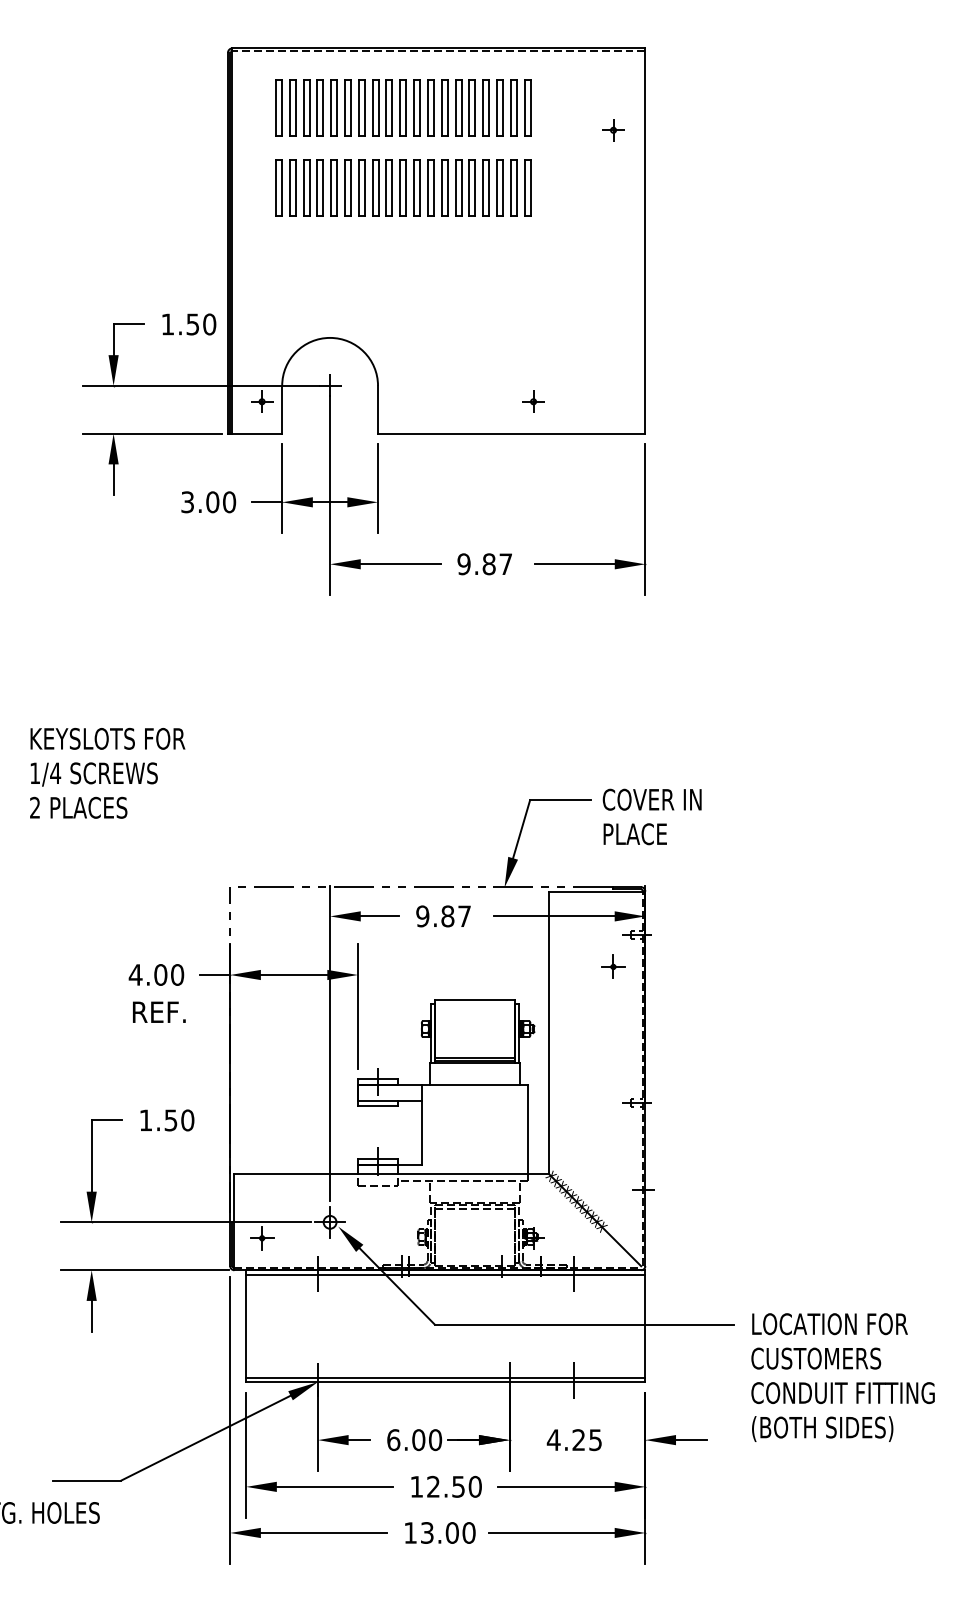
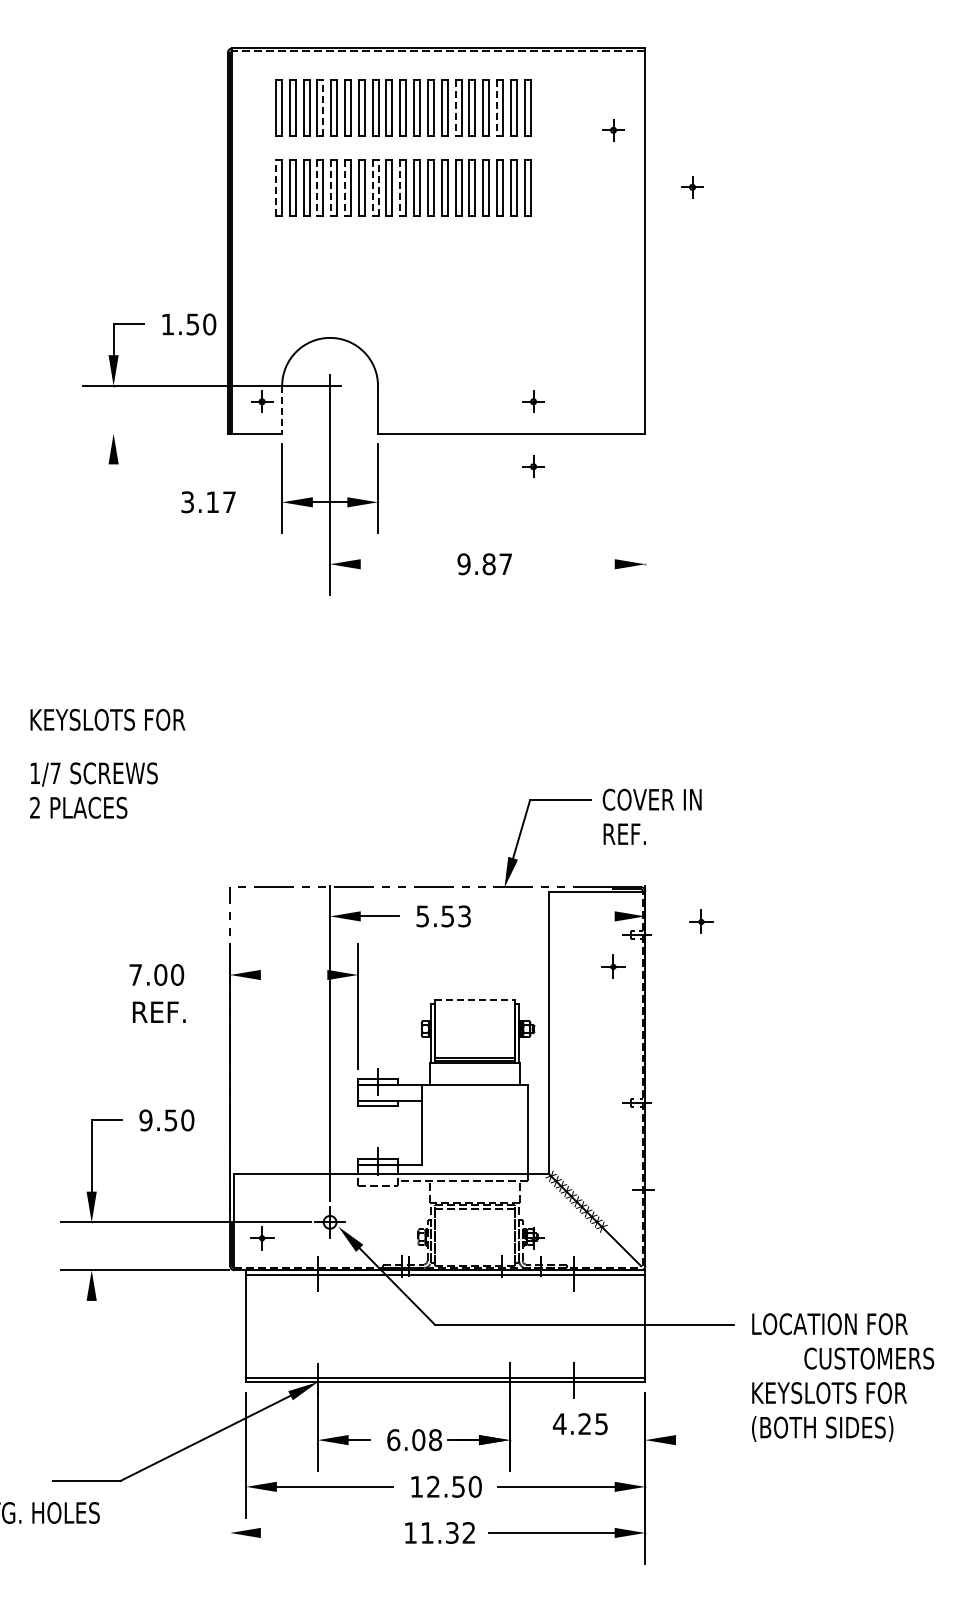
line: solid -> dashed (323, 108)
line: solid -> dashed (455, 108)
line: solid -> dashed (497, 108)
part: none -> present (692, 187)
line: solid -> dashed (275, 188)
line: solid -> dashed (317, 188)
line: solid -> dashed (331, 188)
line: solid -> dashed (345, 188)
line: solid -> dashed (372, 188)
line: solid -> dashed (378, 188)
line: solid -> dashed (400, 188)
line: solid -> dashed (282, 409)
line: present -> none (151, 433)
part: none -> present (533, 466)
line: present -> none (113, 479)
text: 3.00 -> 3.17 (221, 502)
line: present -> none (266, 502)
line: present -> none (645, 519)
line: present -> none (400, 564)
line: present -> none (574, 564)
text position: (107, 738) -> (107, 719) (107, 719)
text: 1/4 -> 1/7 (55, 772)
text: PLACE -> REF. (635, 834)
text: 9.87 -> 5.53 (443, 916)
line: present -> none (553, 916)
part: none -> present (701, 921)
text: 4.00 -> 7.00 (135, 974)
line: present -> none (214, 975)
line: present -> none (293, 975)
line: solid -> dashed (475, 1000)
text: 1.50 -> 9.50 (145, 1120)
line: present -> none (91, 1315)
text position: (816, 1358) -> (869, 1358) (869, 1358)
text: CONDUIT FITTING -> KEYSLOTS FOR (842, 1393)
line: present -> none (230, 1419)
text: 6.00 -> 6.08 (435, 1439)
text position: (573, 1440) -> (579, 1424) (579, 1424)
line: present -> none (691, 1440)
line: present -> none (323, 1532)
text: 13.00 -> 11.32 (448, 1532)
